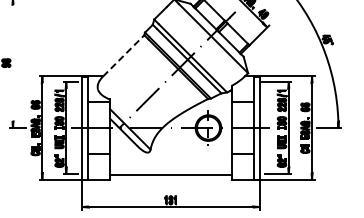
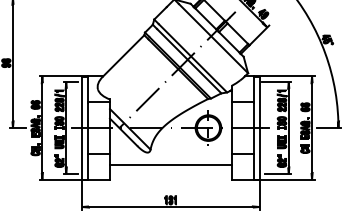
line: dashed -> solid (124, 55)
line: none -> present (12, 62)
line position: (170, 175) -> (170, 165) (170, 165)
